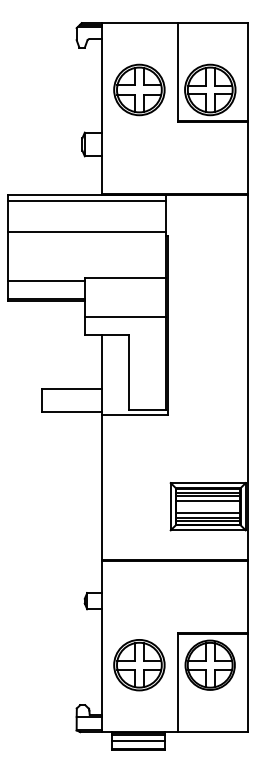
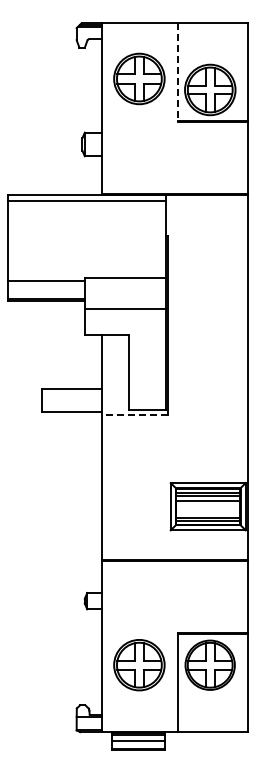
line: solid -> dashed (178, 72)
part position: (139, 89) -> (139, 78) (139, 78)
line: present -> none (86, 232)
line position: (125, 317) -> (125, 309) (125, 309)
line: solid -> dashed (134, 414)
line: present -> none (208, 512)
